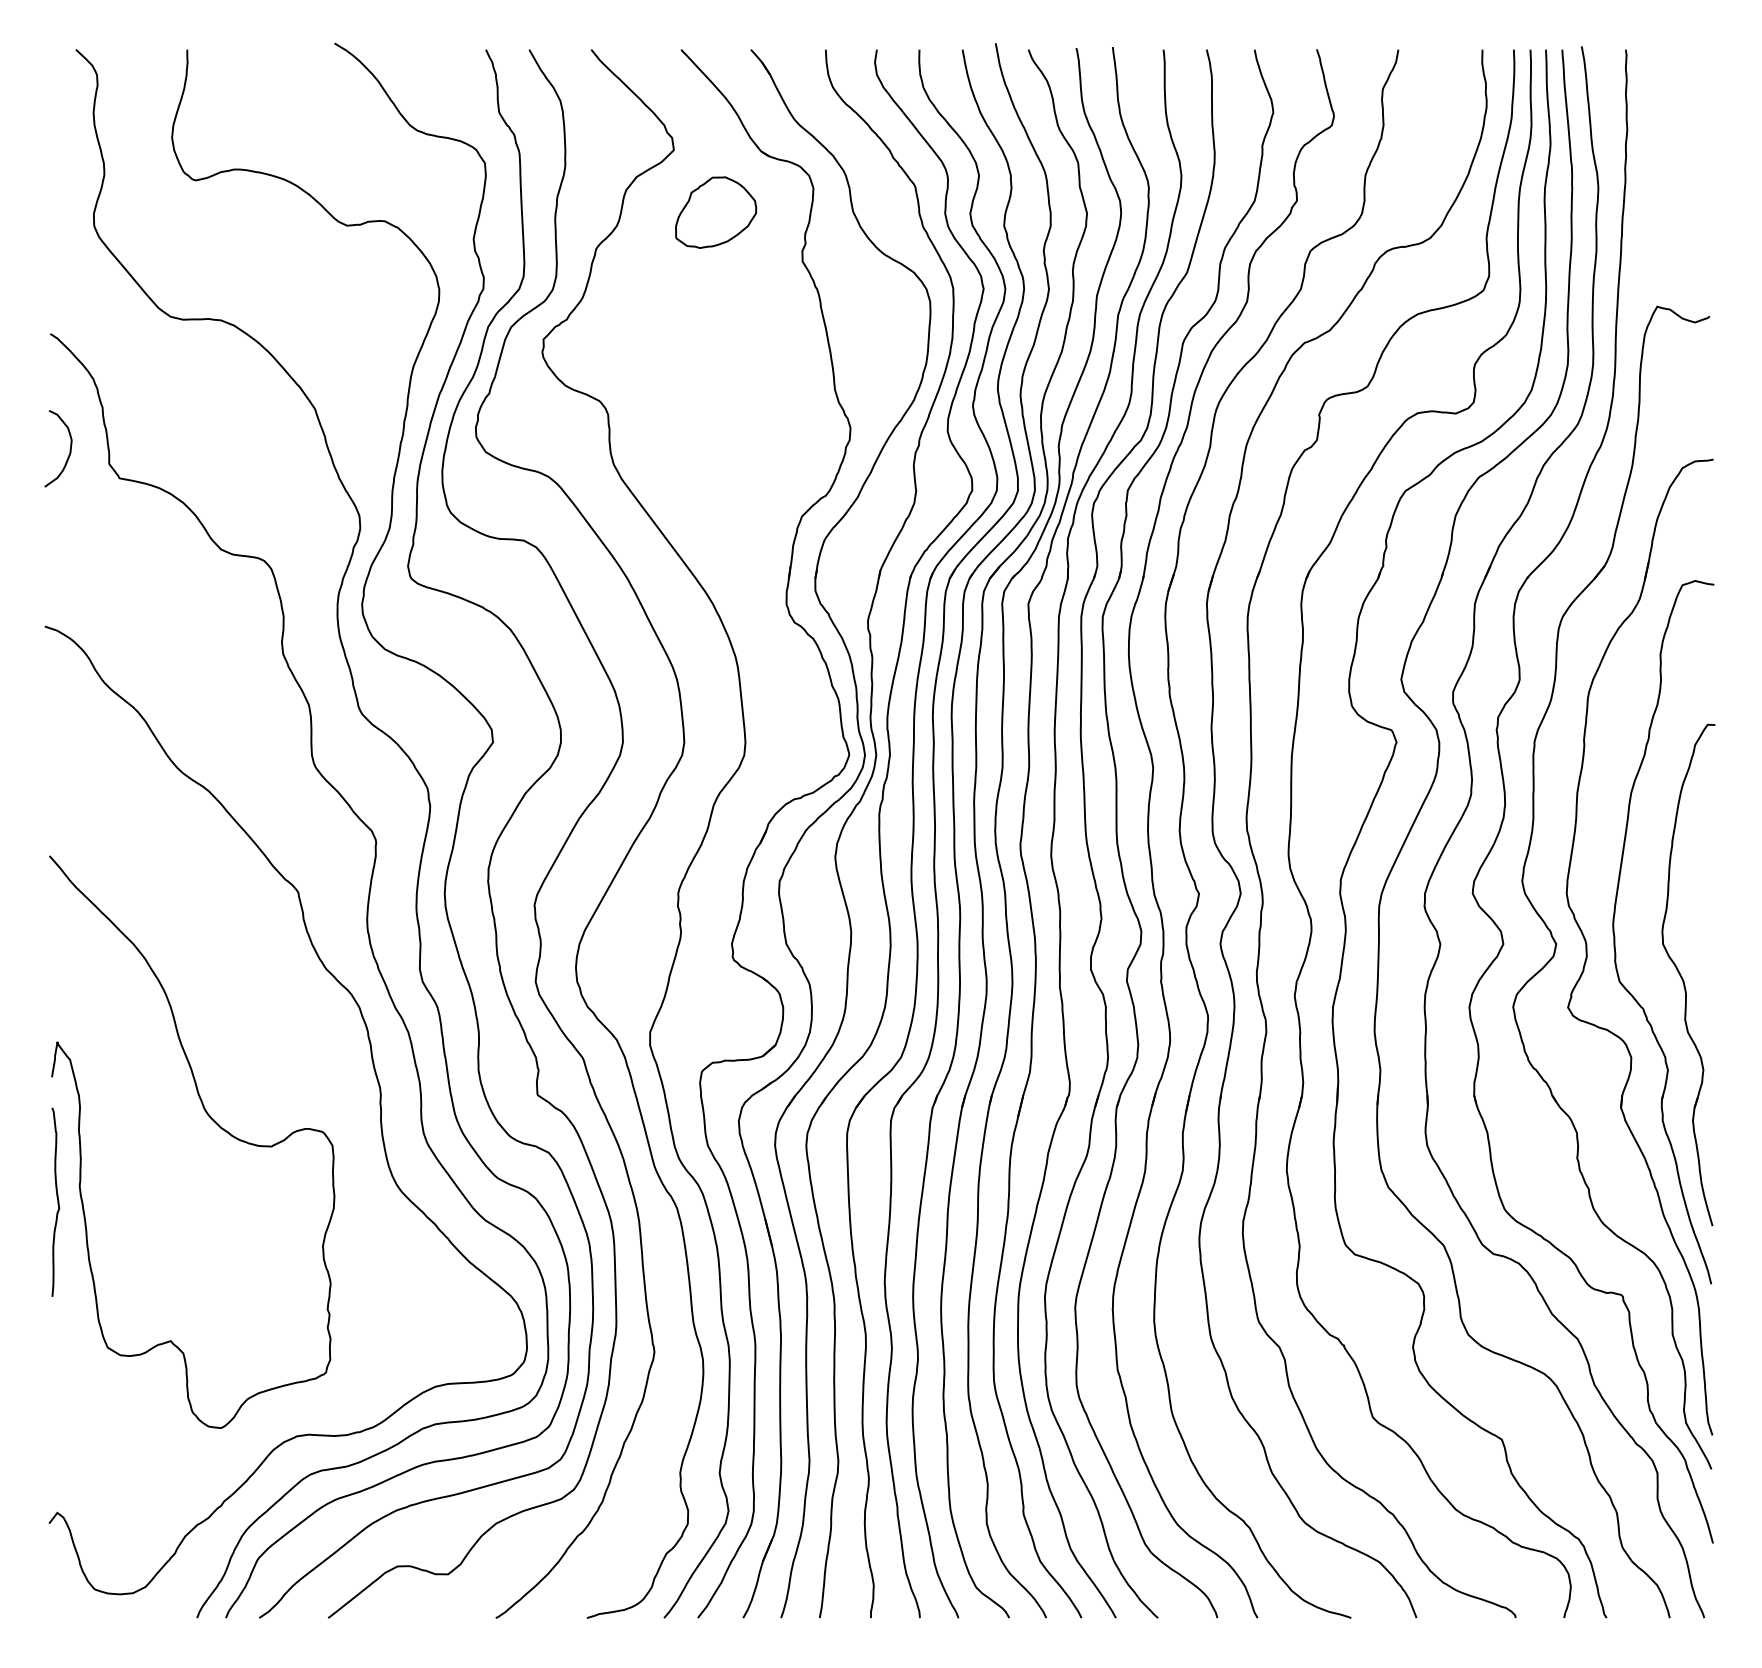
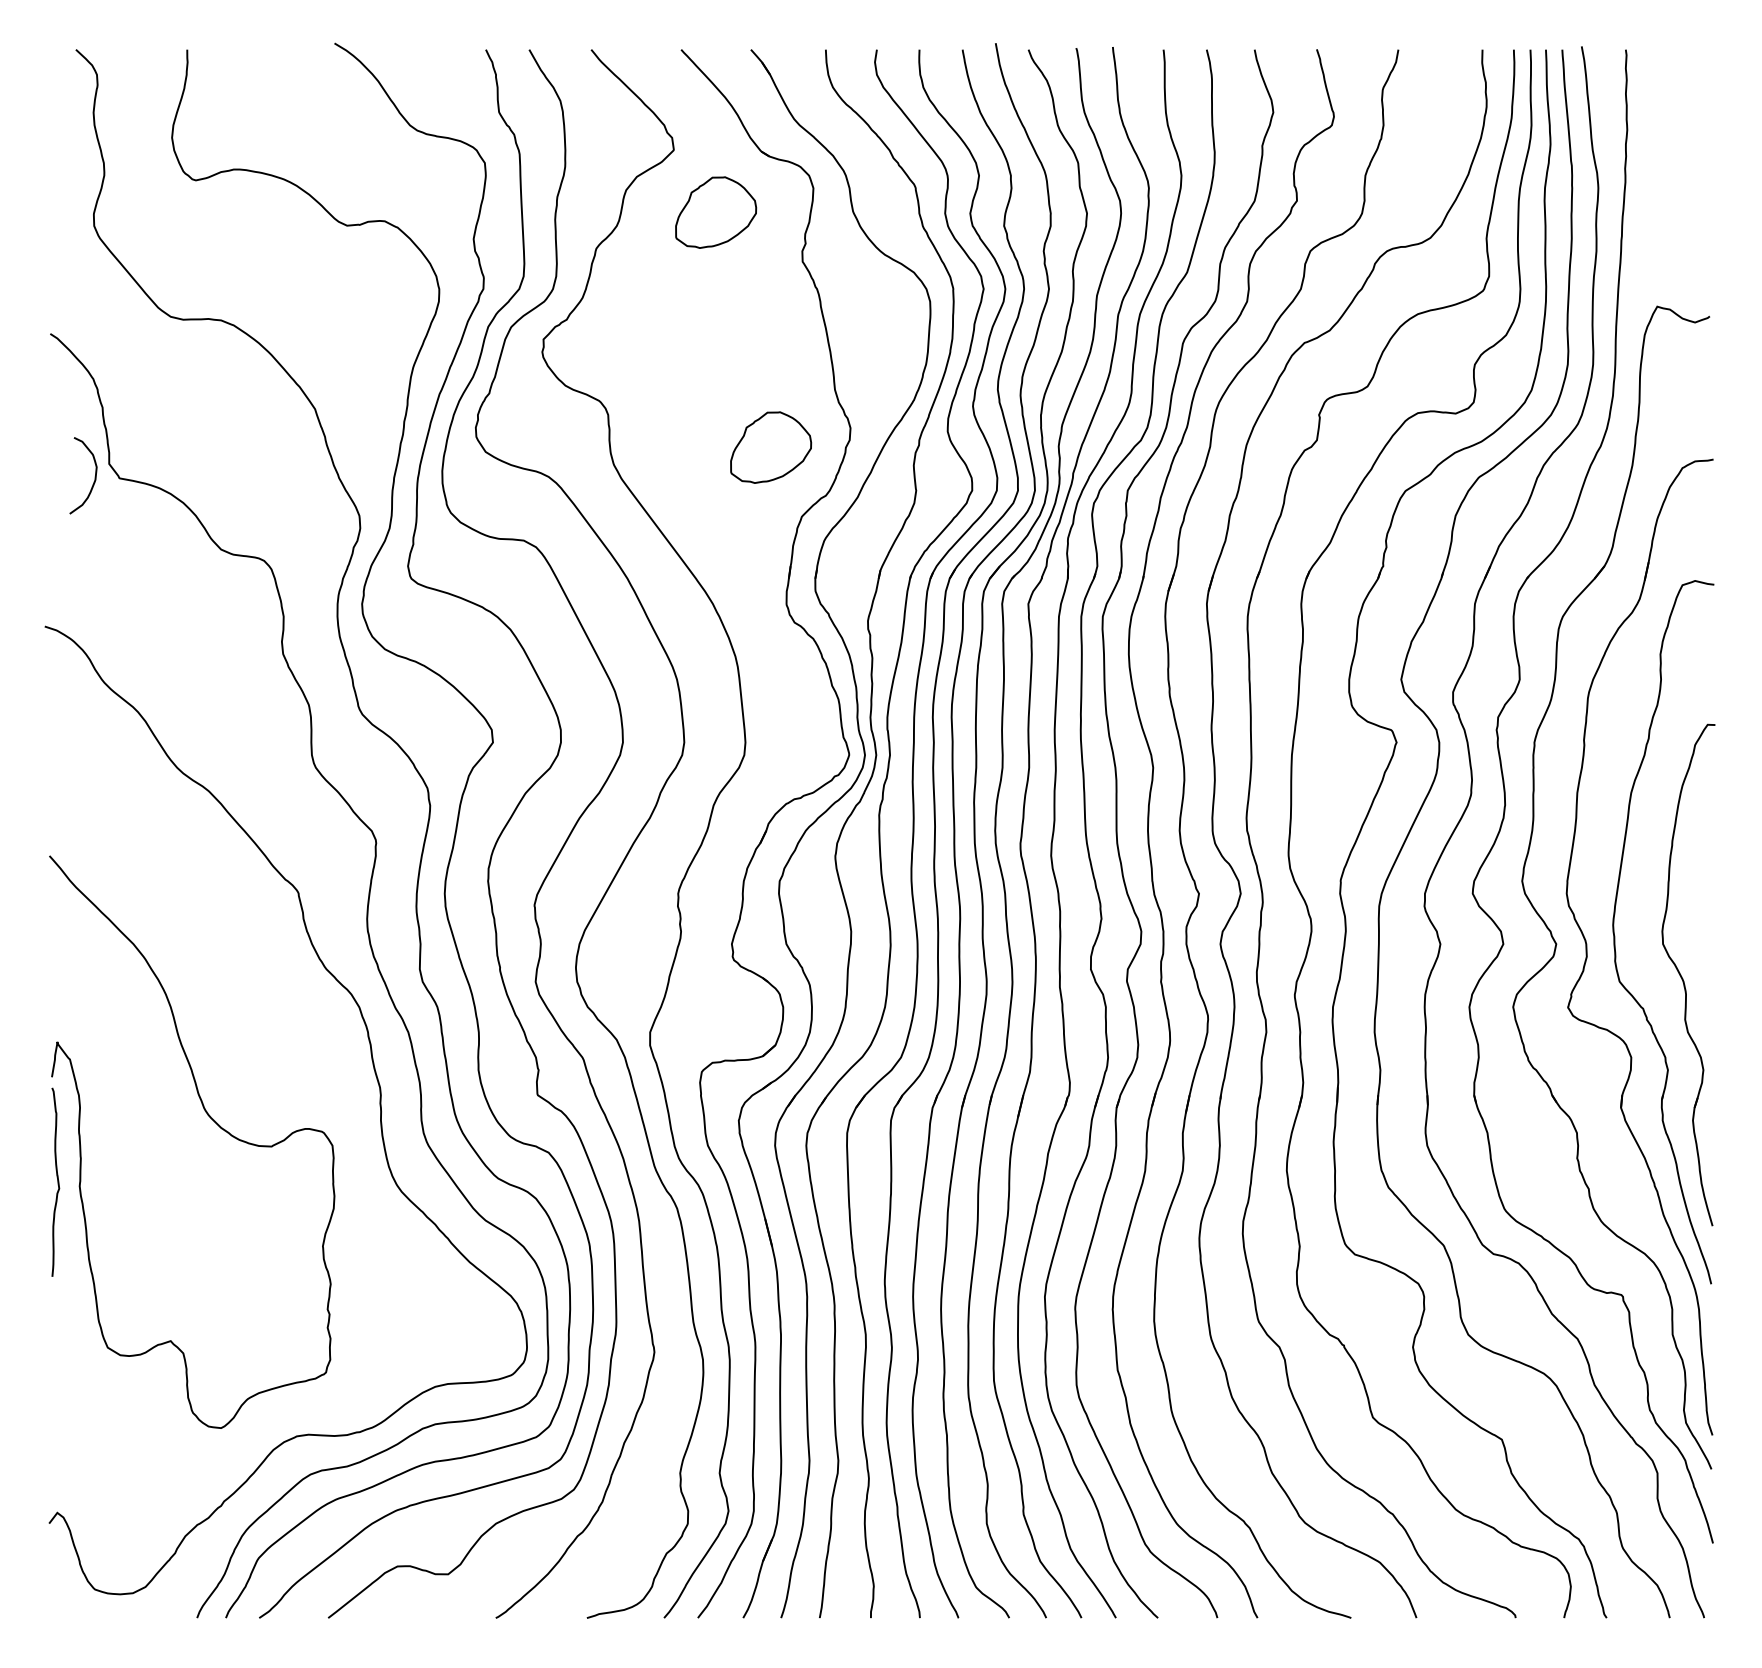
part: none -> present (771, 447)
curve position: (69, 449) -> (94, 476) (94, 476)
curve position: (57, 1201) -> (57, 1181) (57, 1181)
